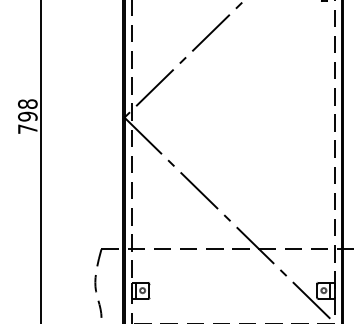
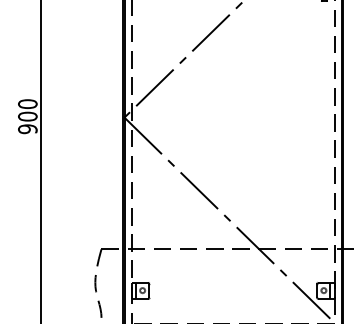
text: 798 -> 900 (27, 116)
